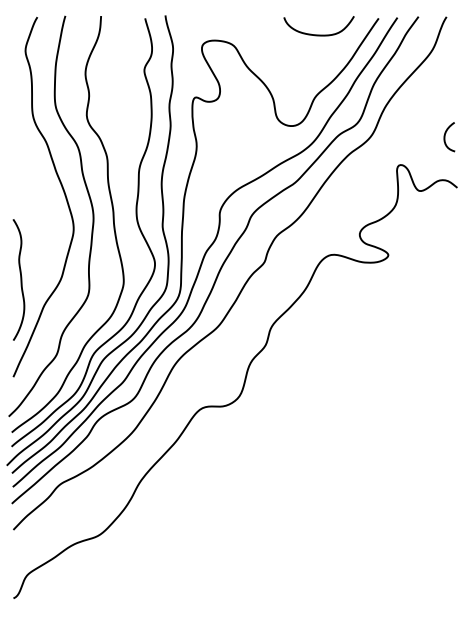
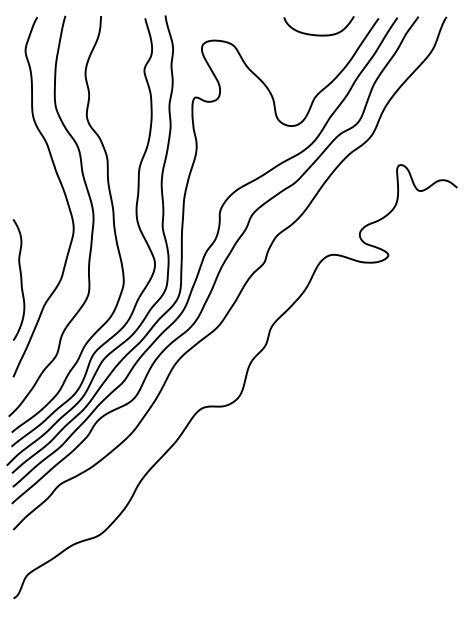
curve: present -> none (445, 137)
